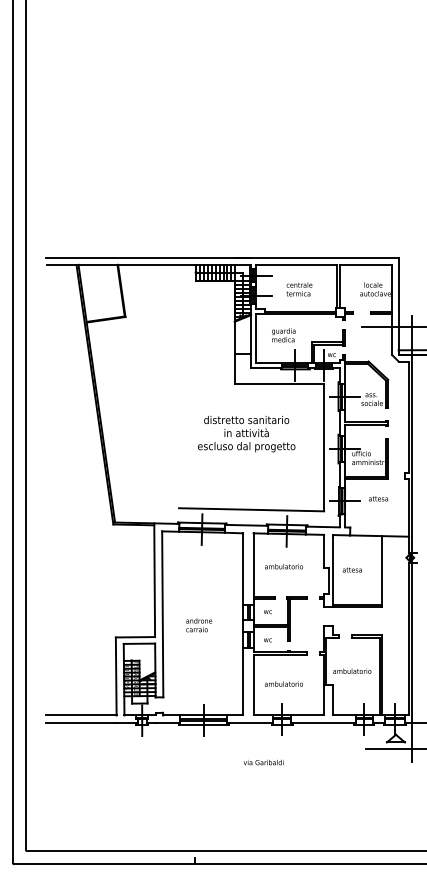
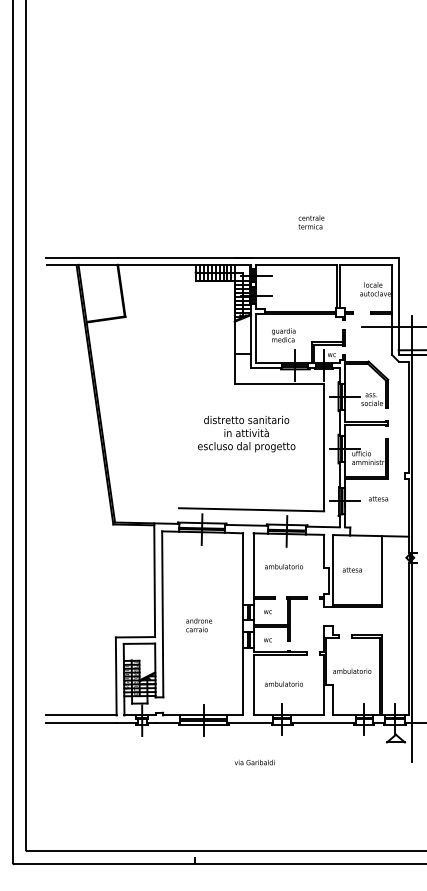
text position: (299, 289) -> (311, 222) (311, 222)
line: present -> none (394, 749)
text position: (263, 762) -> (254, 762) (254, 762)
